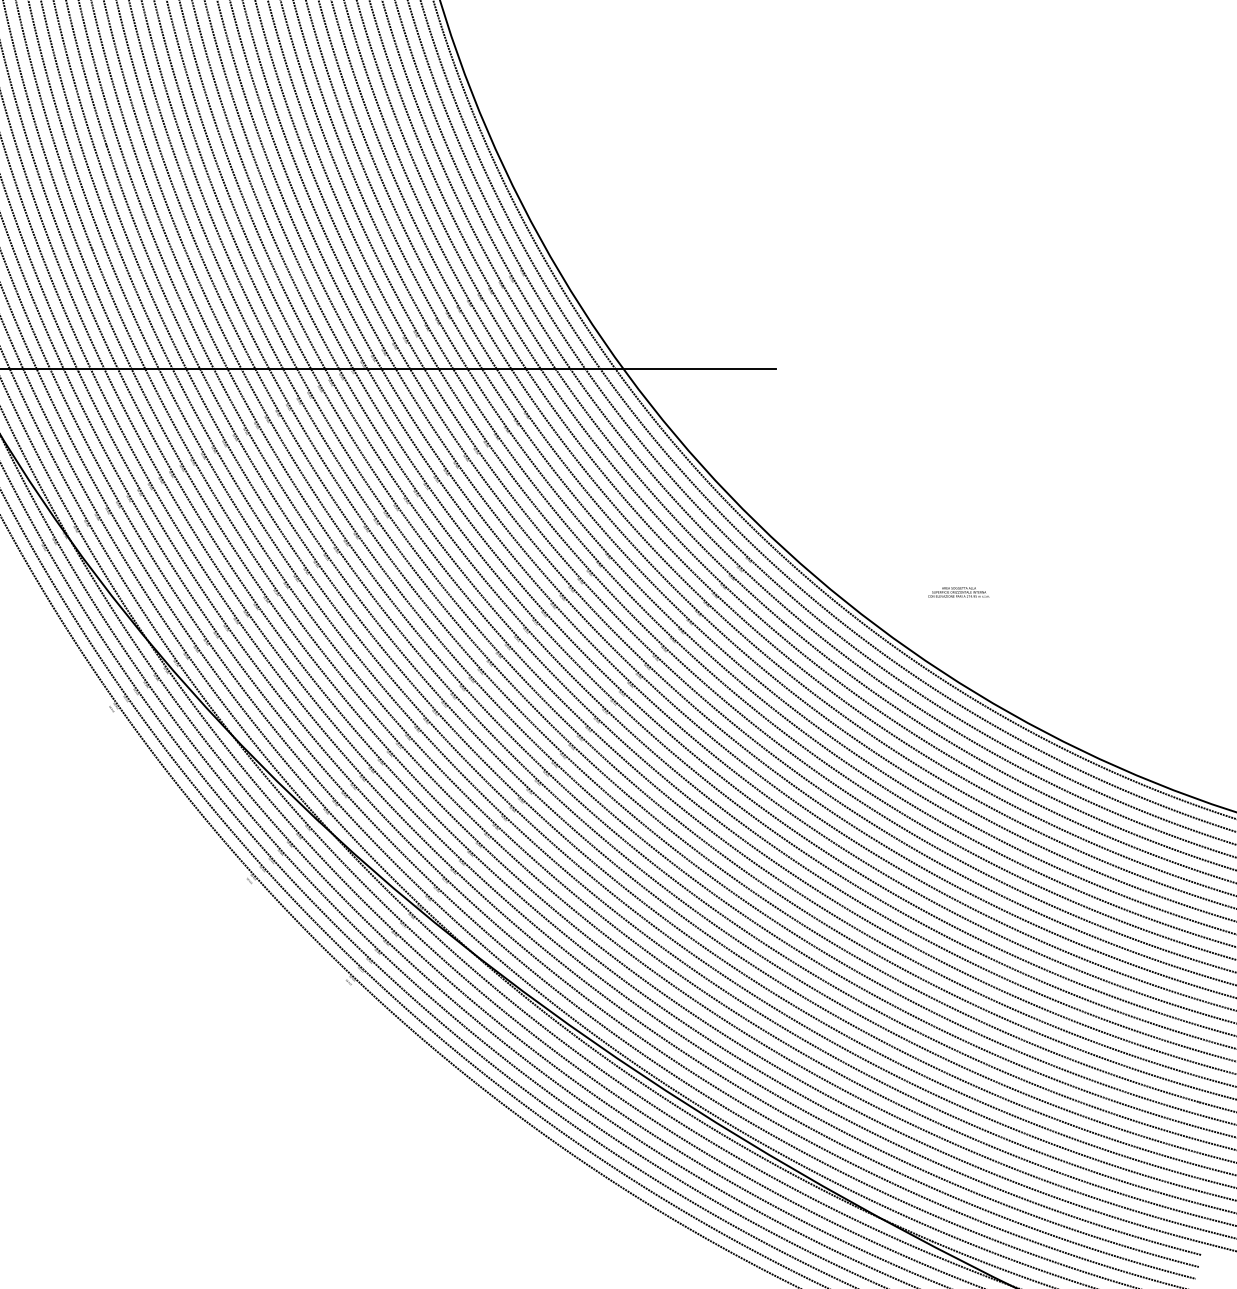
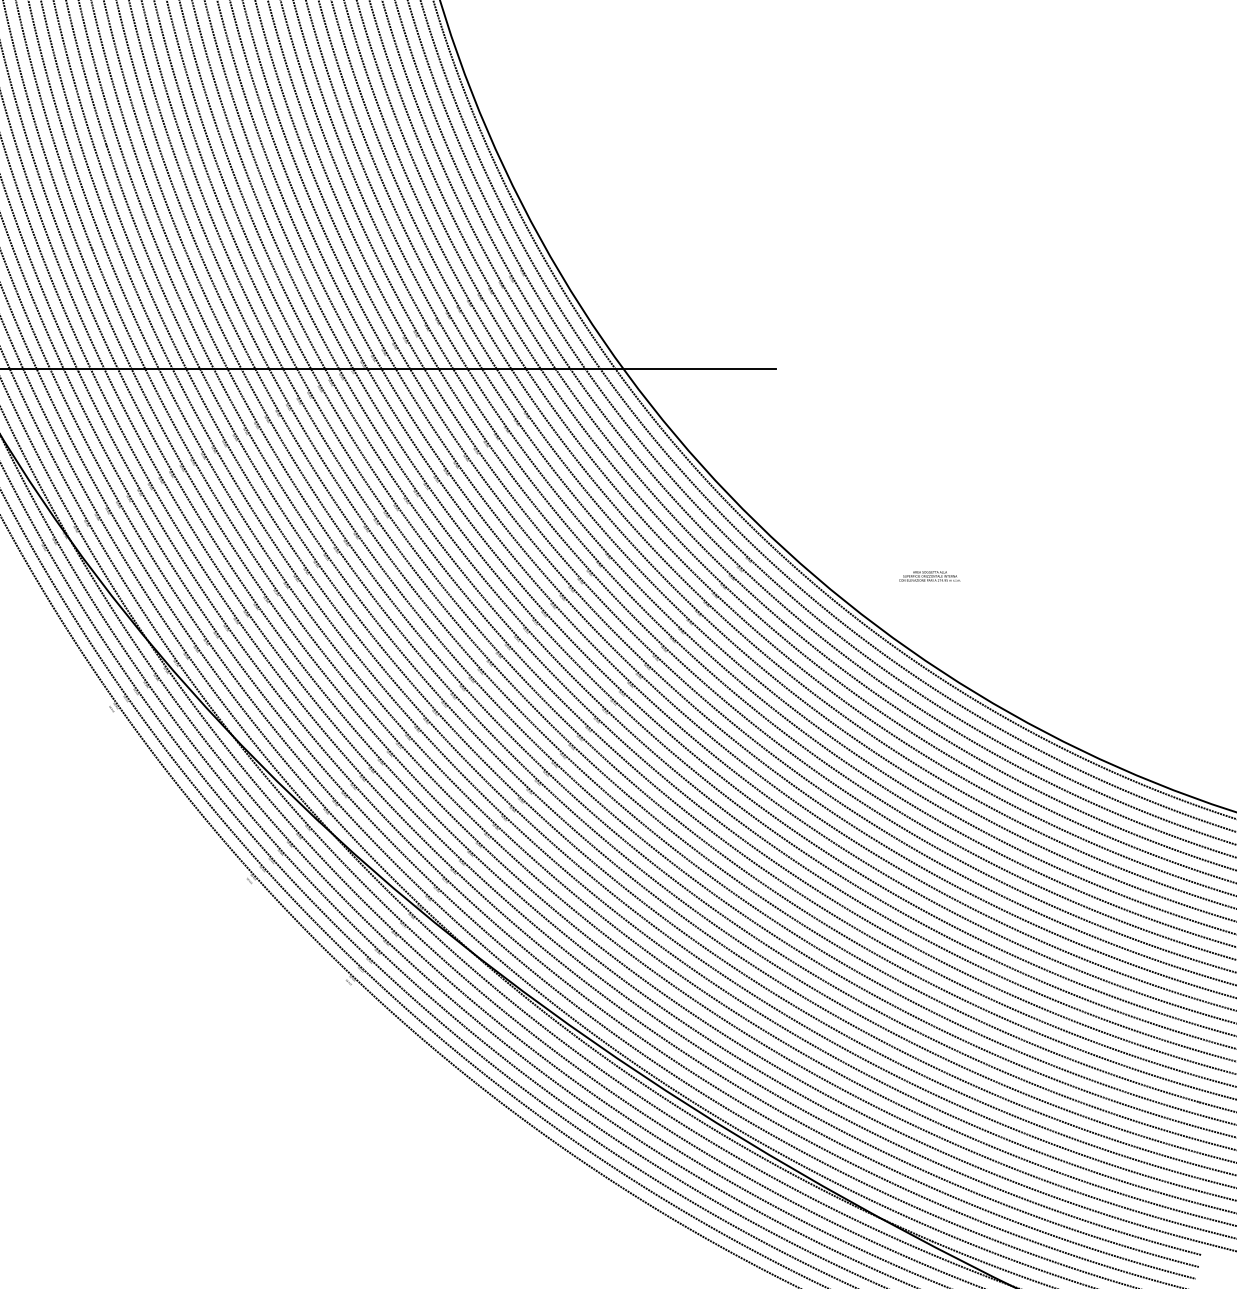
text position: (958, 592) -> (929, 576) (929, 576)
